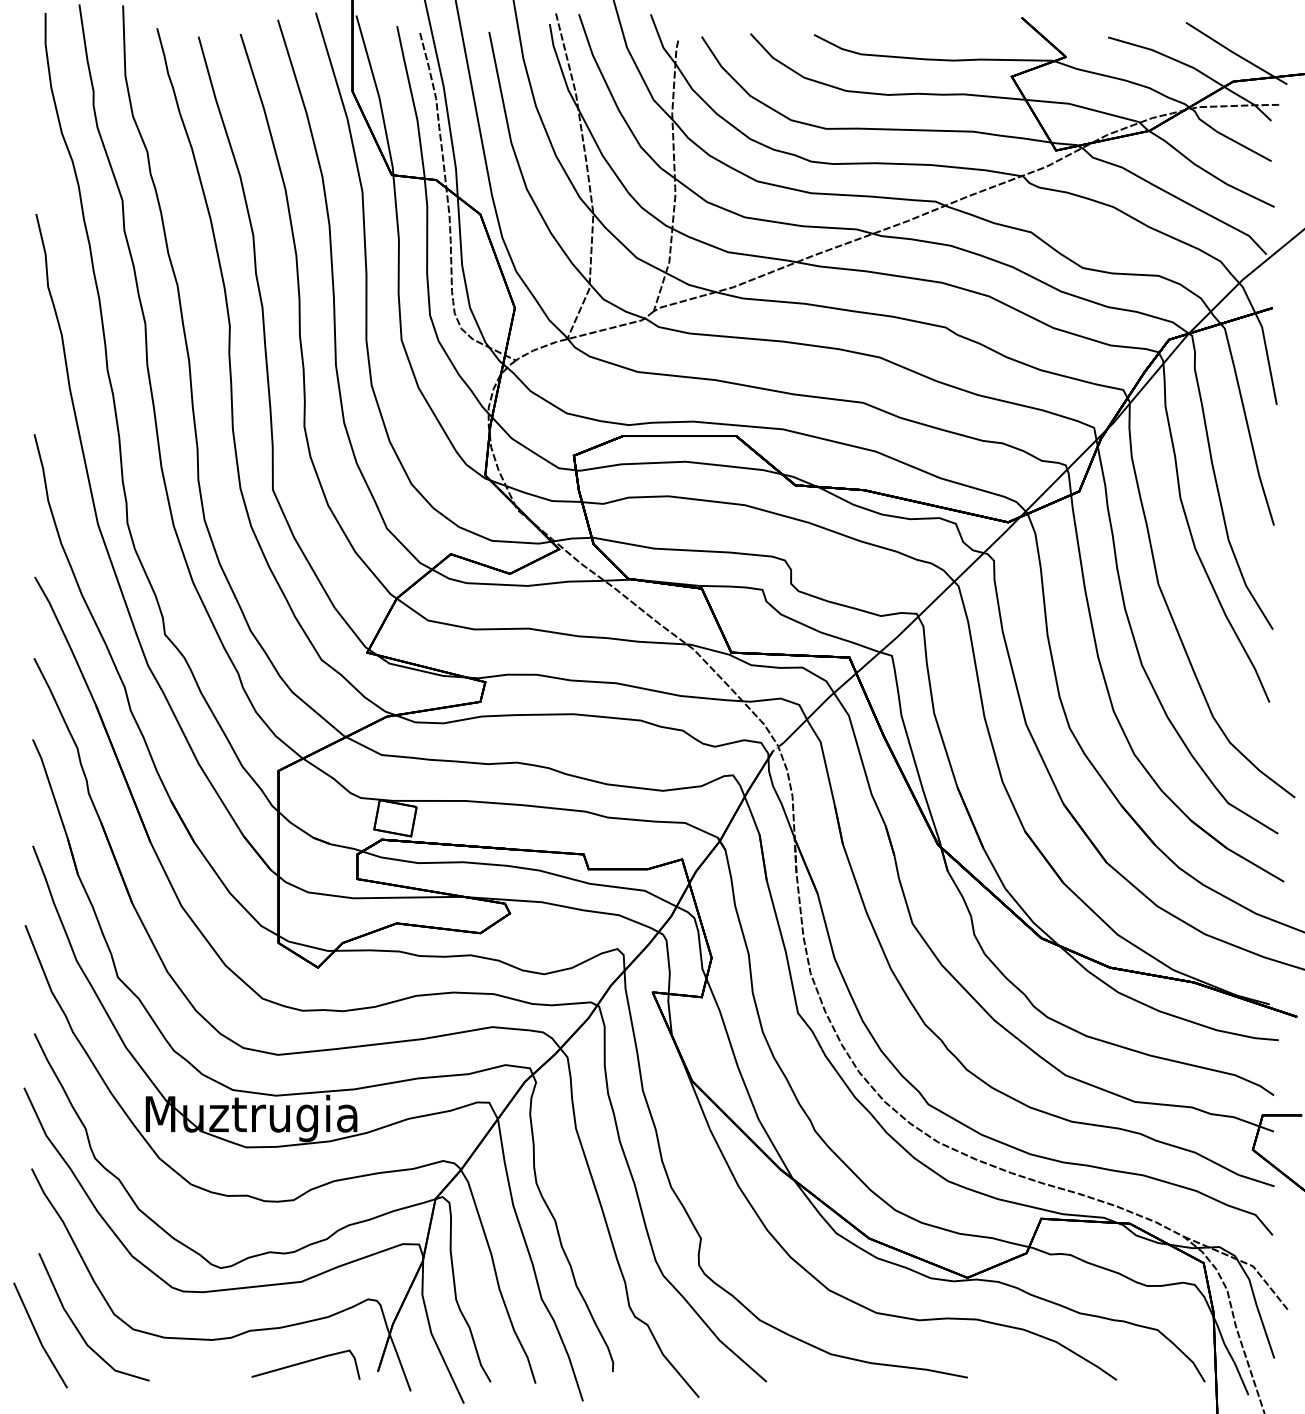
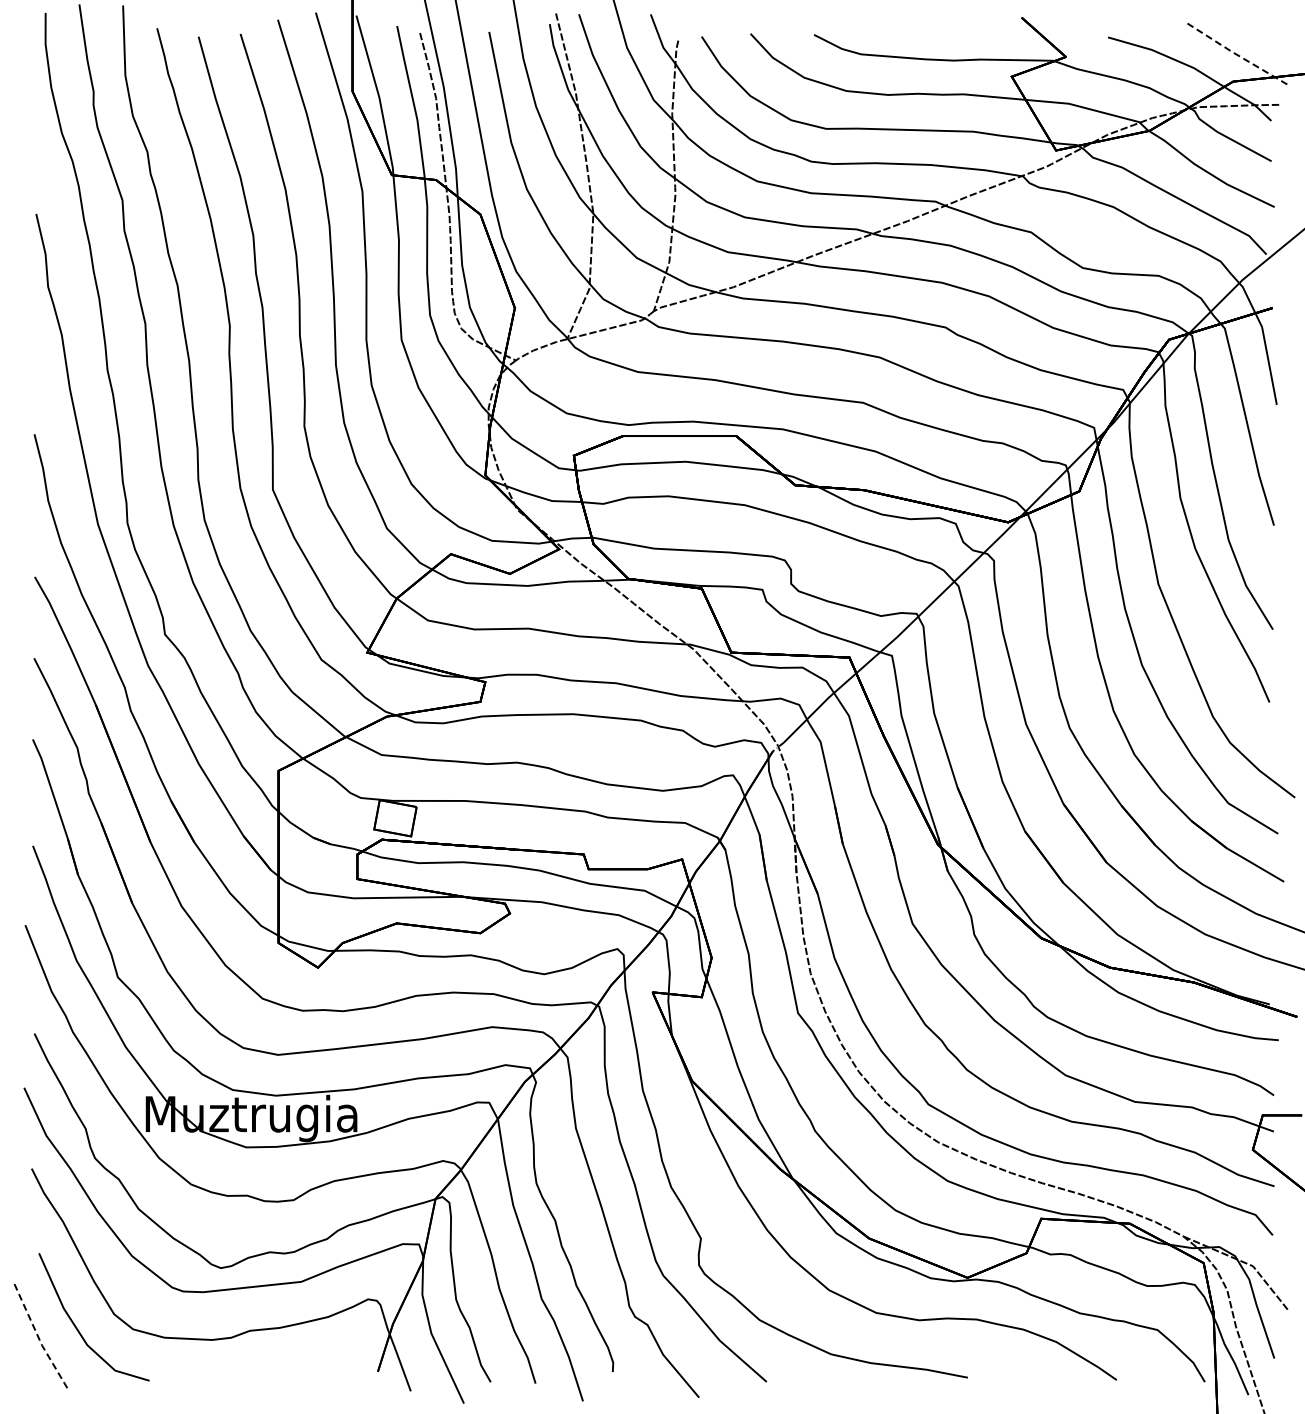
line: solid -> dashed (1235, 53)
line: solid -> dashed (38, 1336)
line: present -> none (304, 1363)
